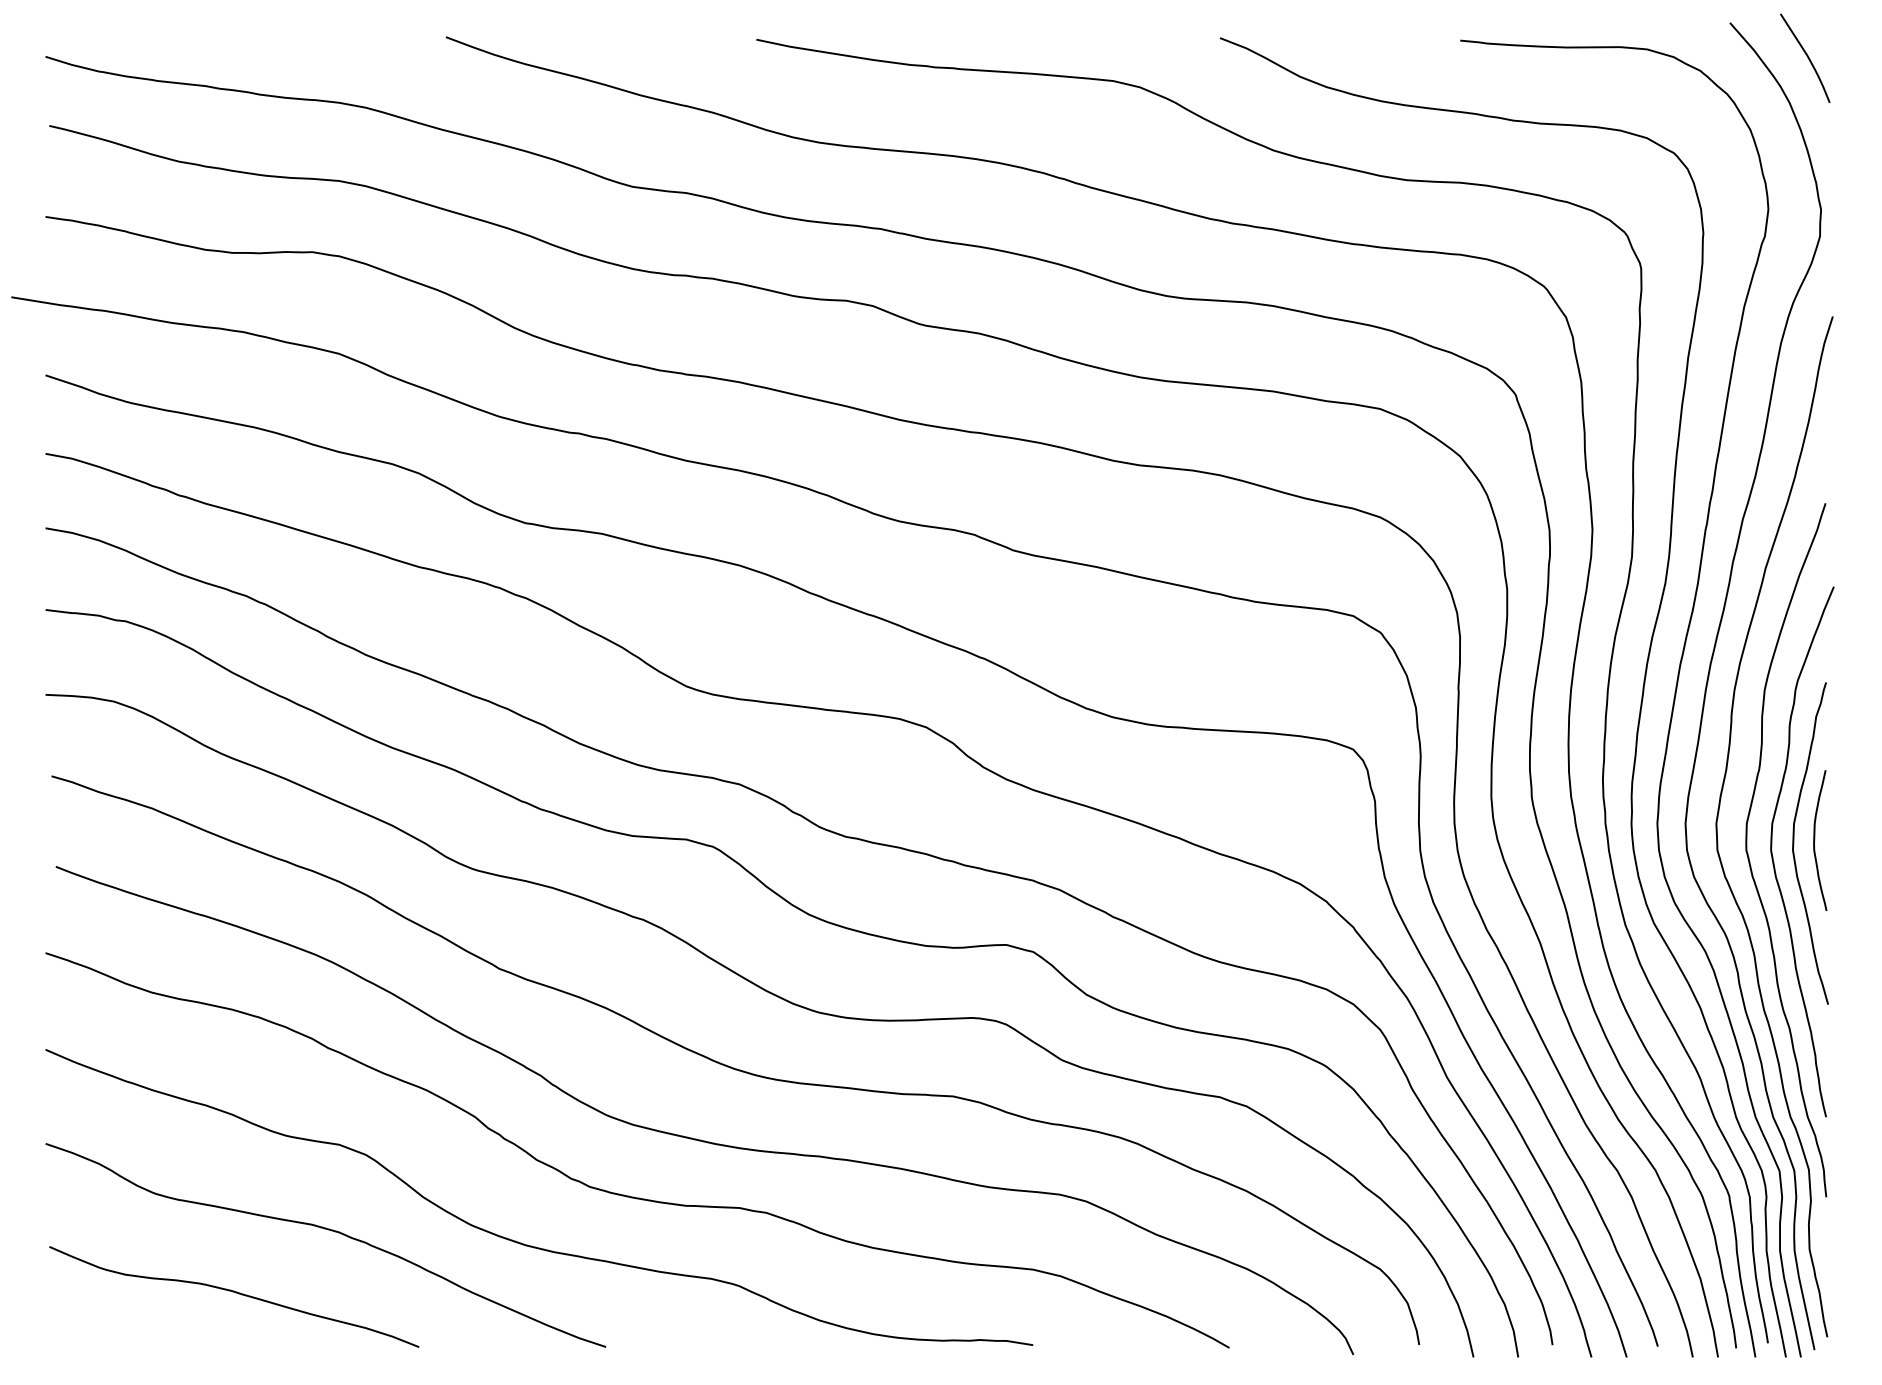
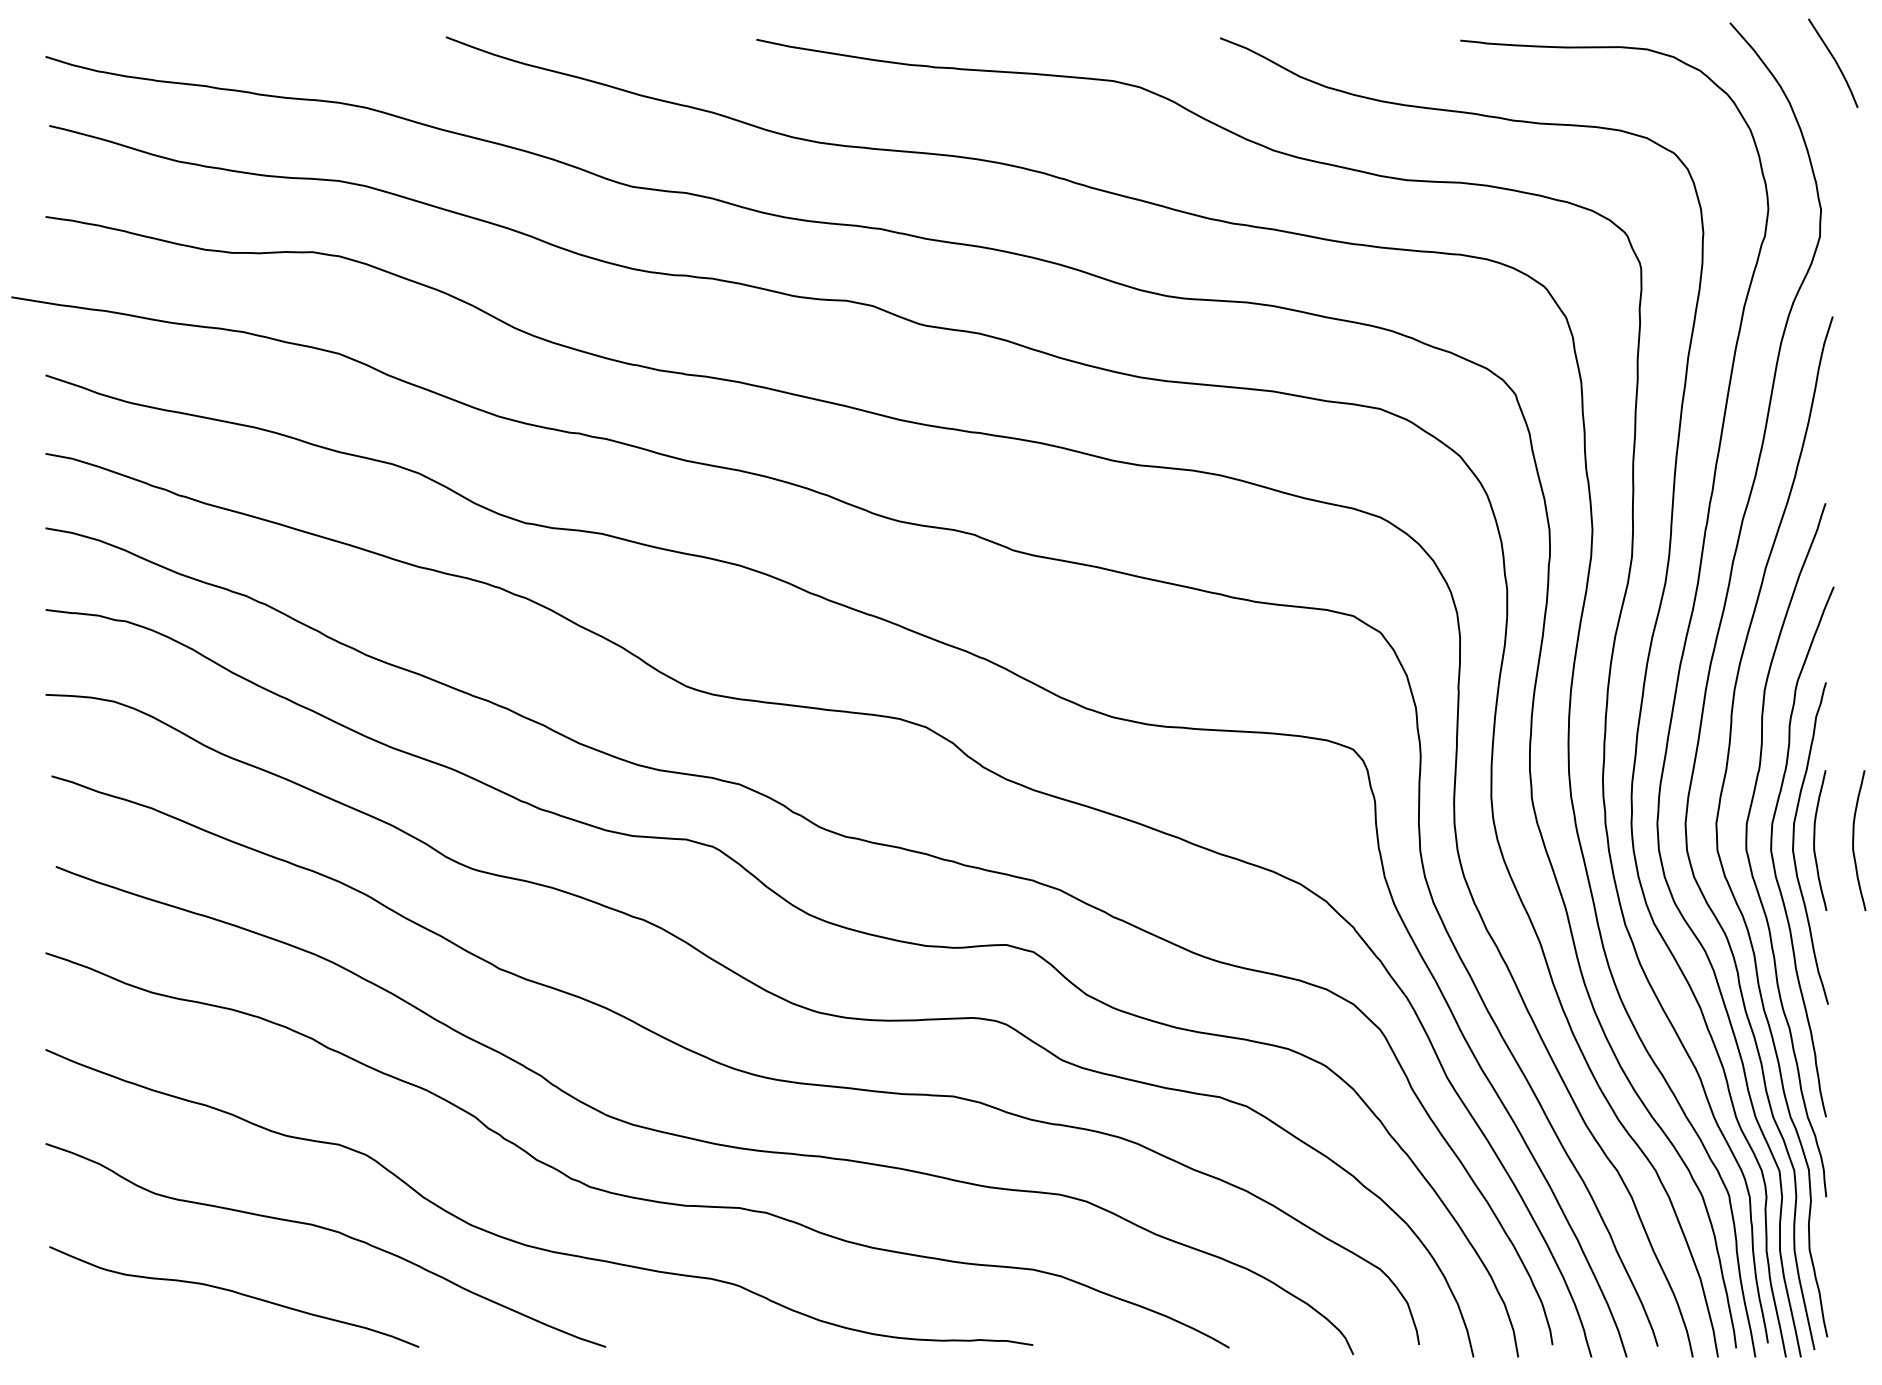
curve position: (1806, 56) -> (1834, 61) (1834, 61)
curve: none -> present (1854, 840)
